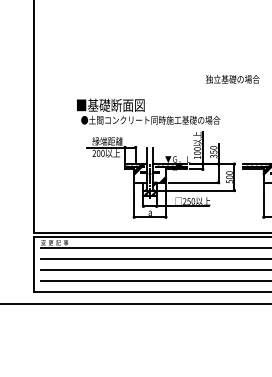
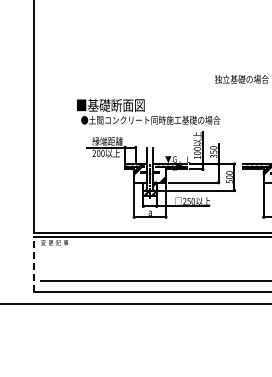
text position: (232, 79) -> (241, 79) (241, 79)
line: present -> none (154, 247)
line: present -> none (154, 258)
line: solid -> dashed (34, 264)
line: present -> none (154, 269)
